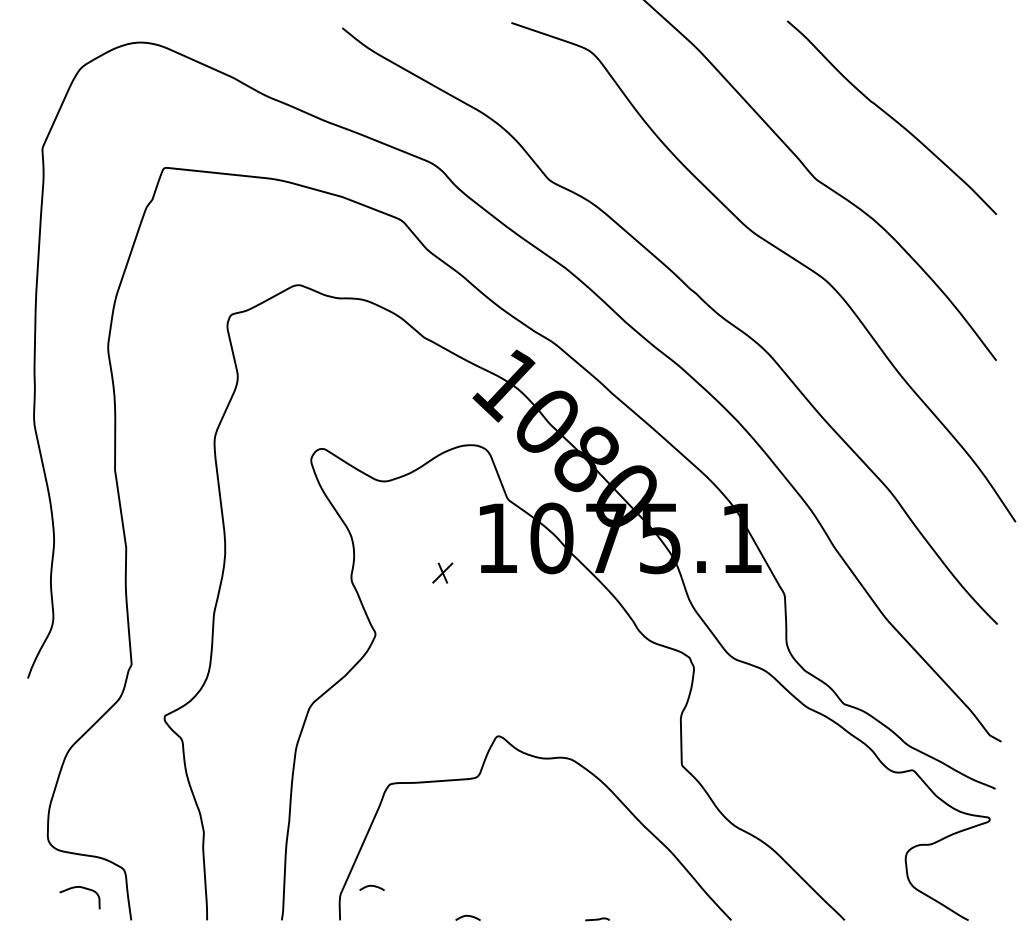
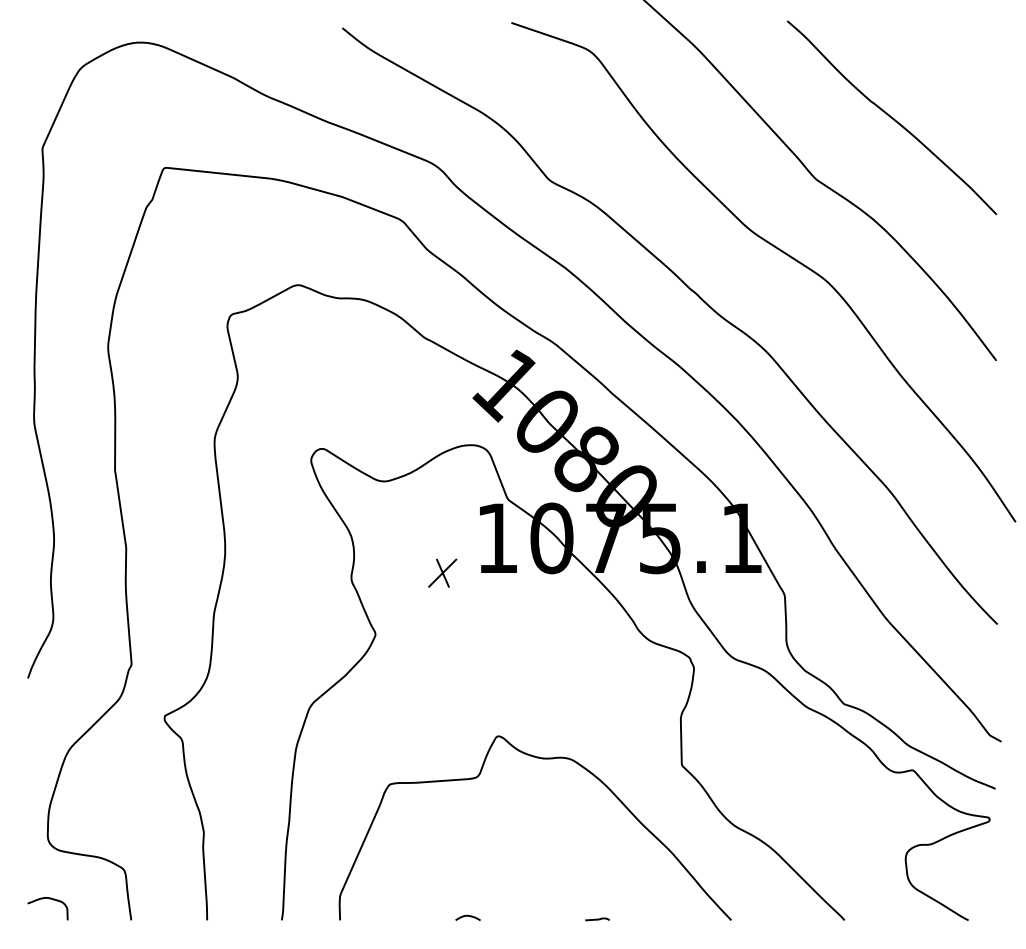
part size: 22x22 px -> 30x30 px (442, 572)
curve: present -> none (371, 886)
curve position: (81, 888) -> (49, 899) (49, 899)
